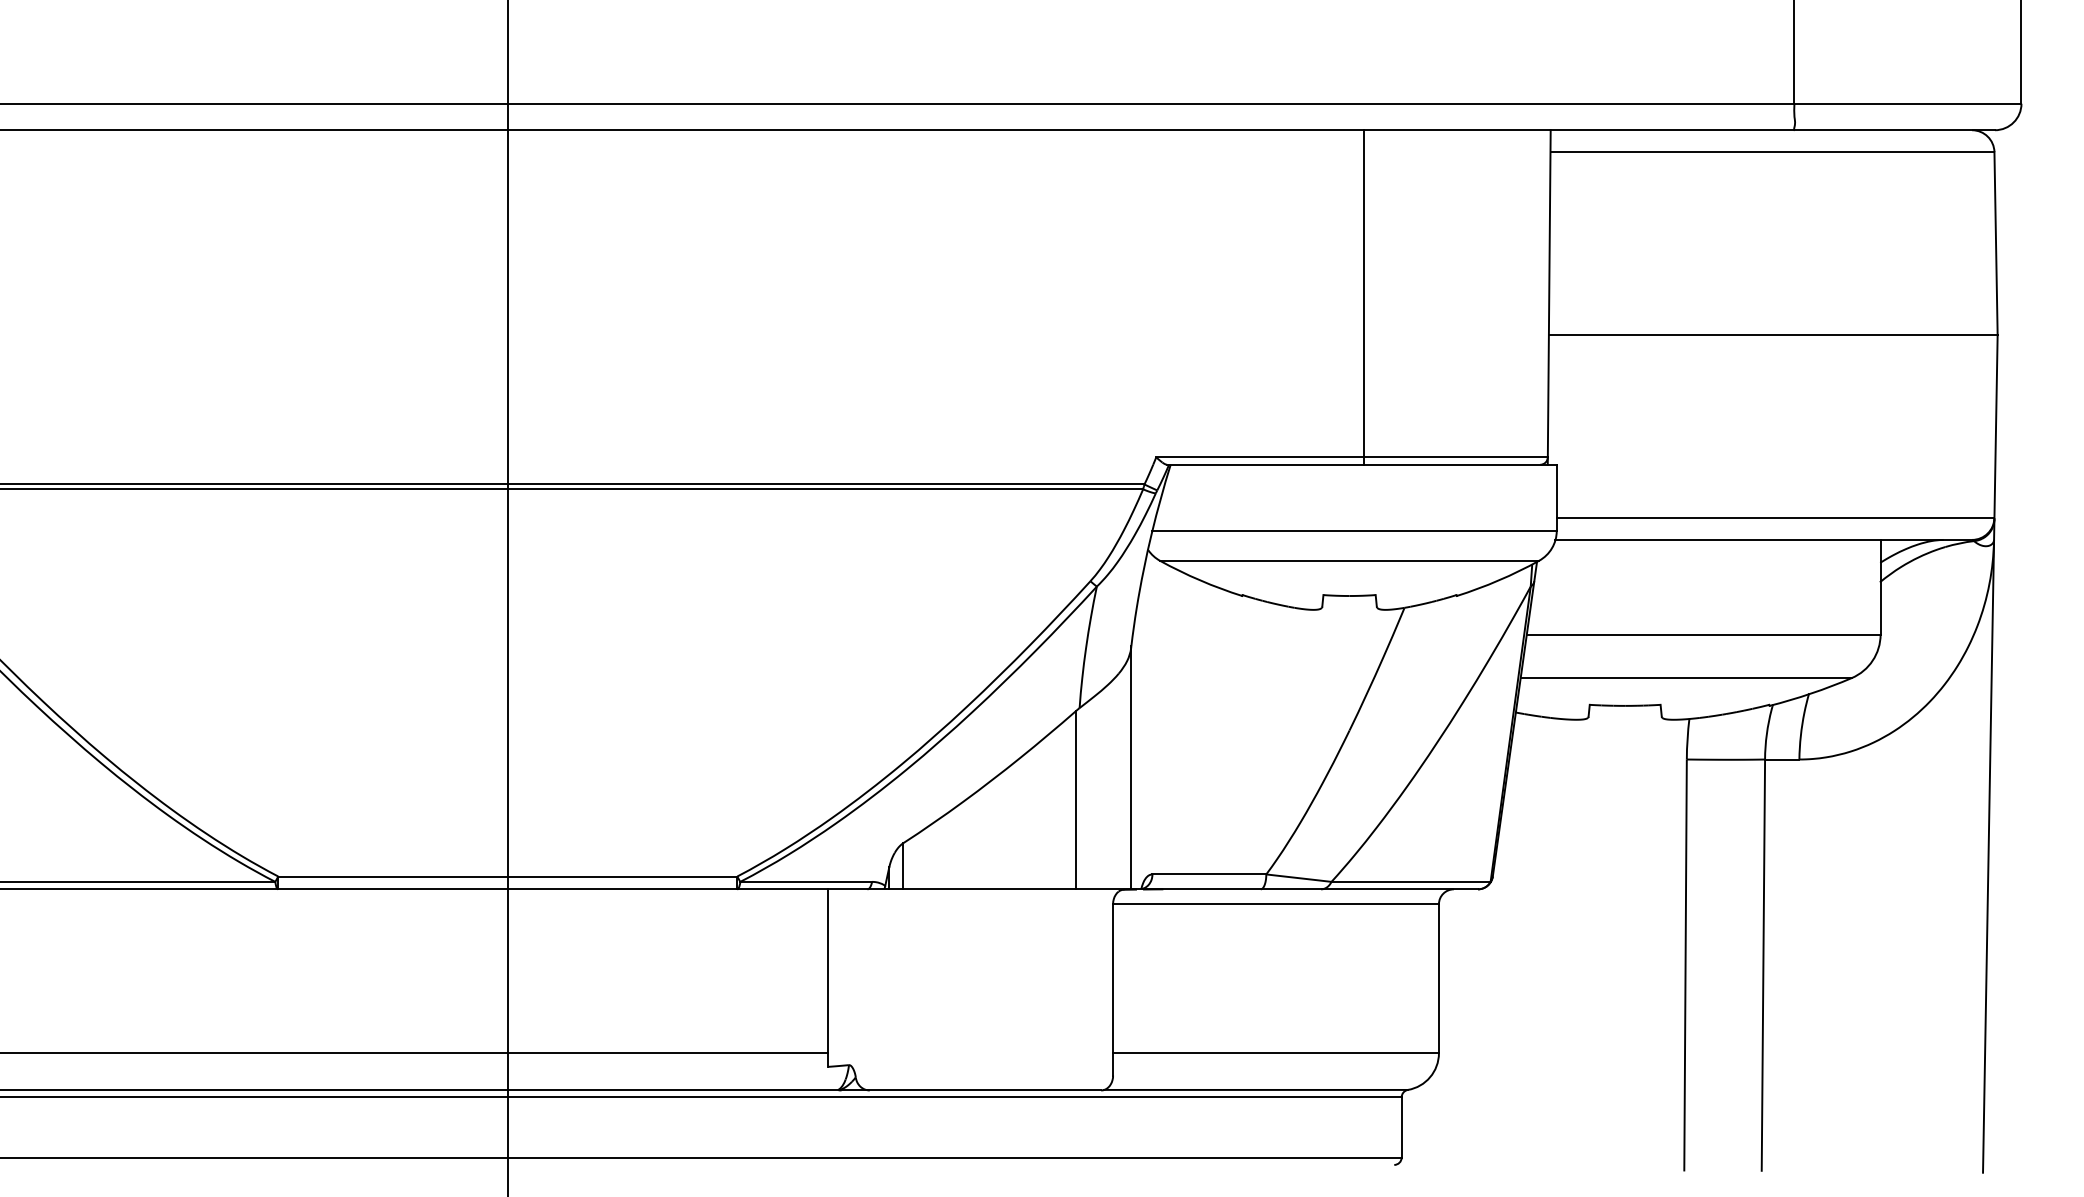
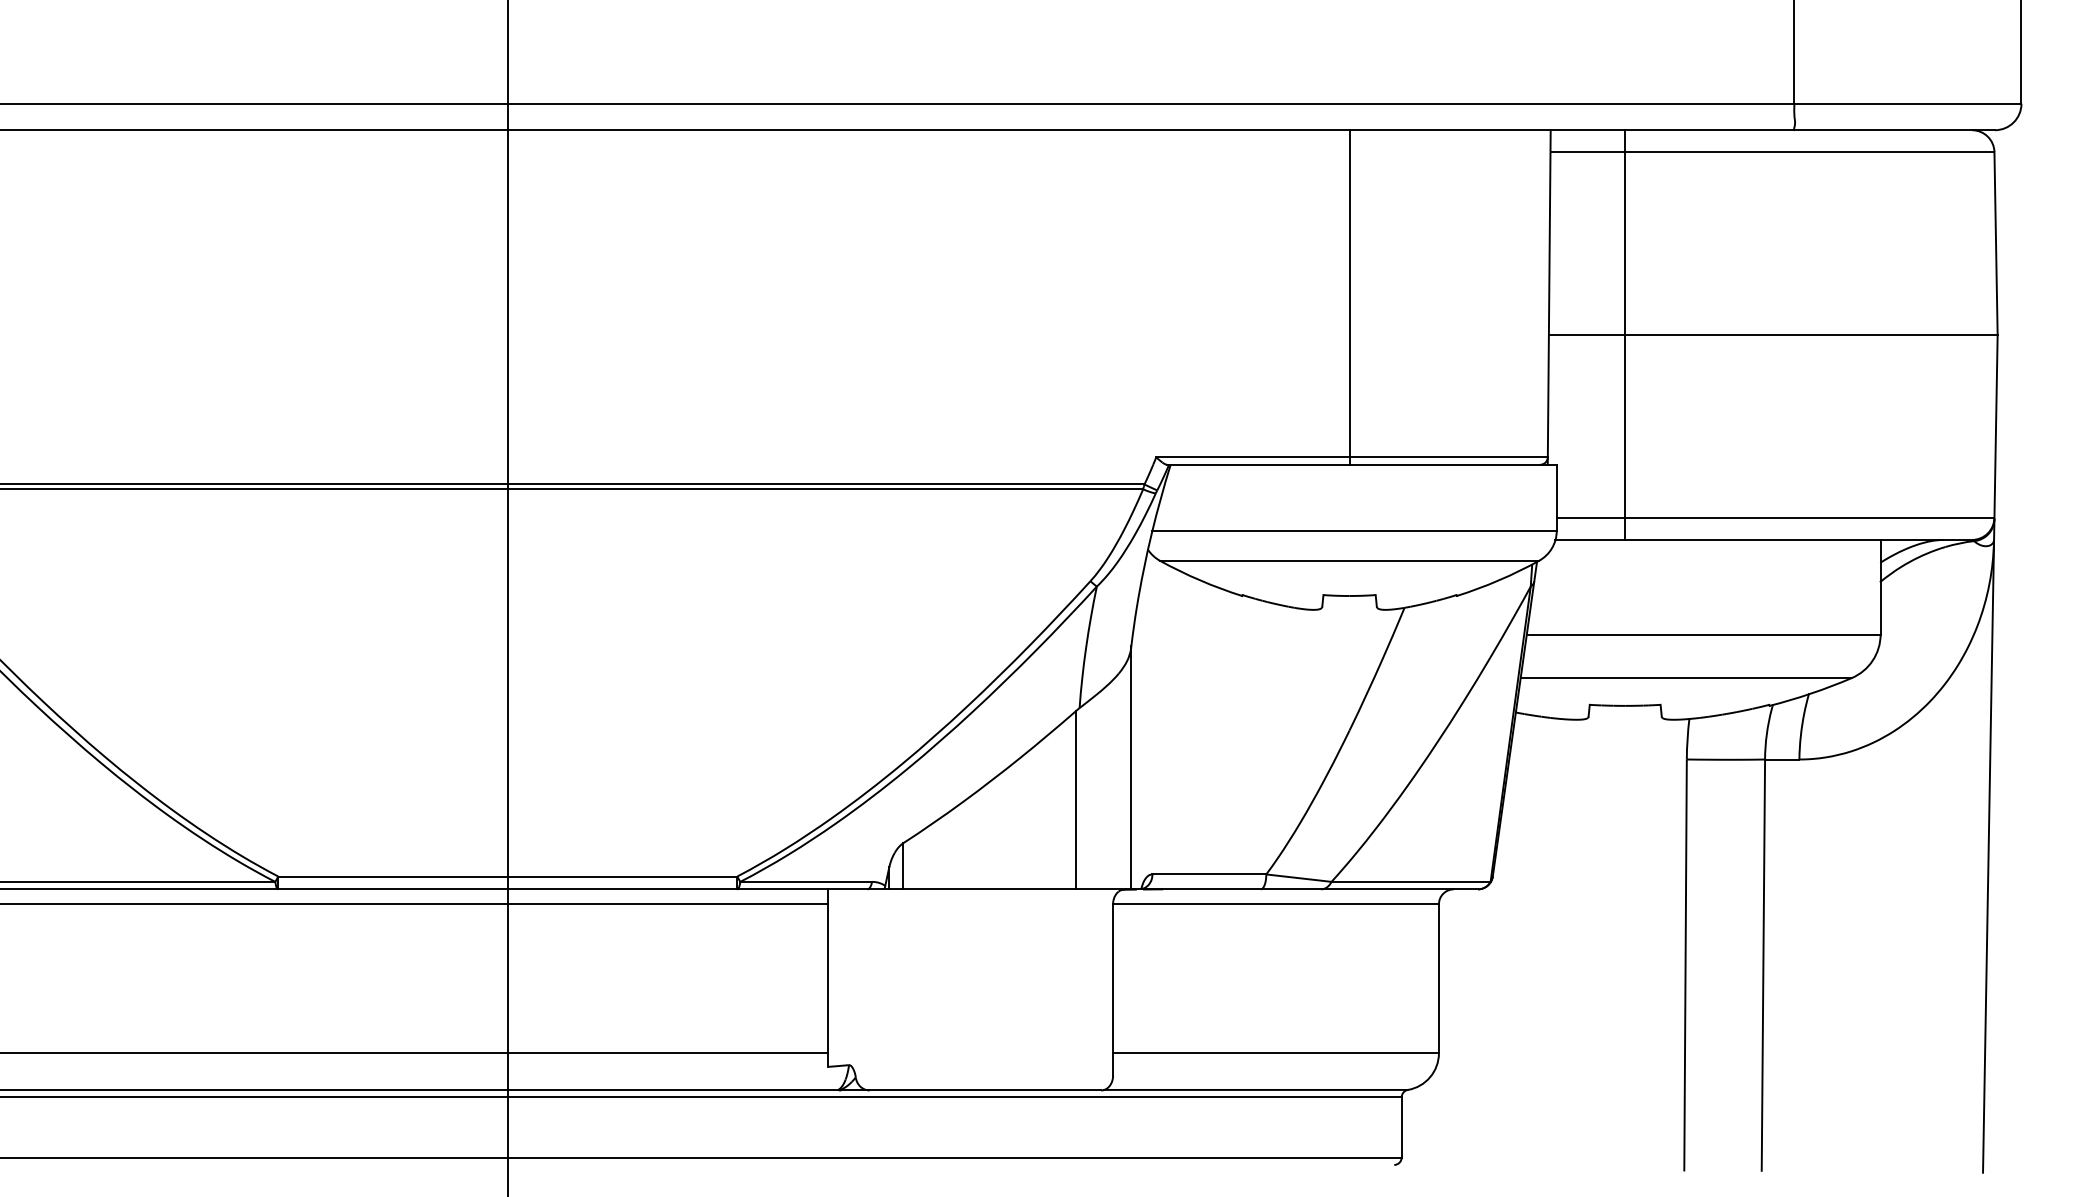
line position: (1363, 297) -> (1349, 297) (1349, 297)
line: none -> present (1625, 334)
line: none -> present (415, 904)
